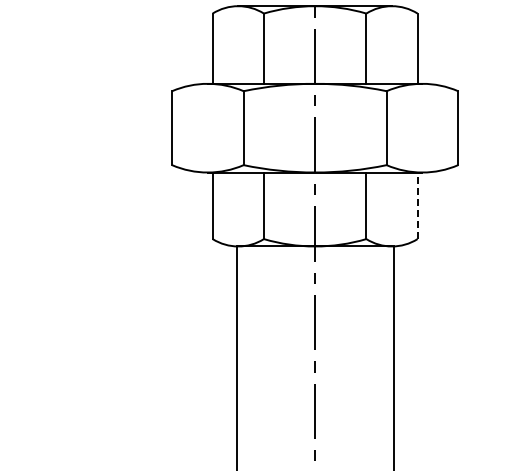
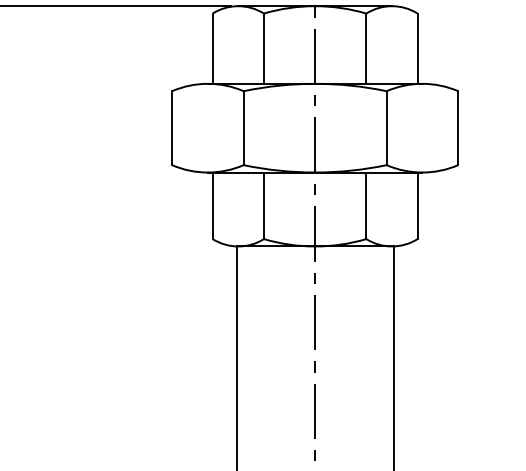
line: none -> present (116, 6)
line: dashed -> solid (417, 205)
